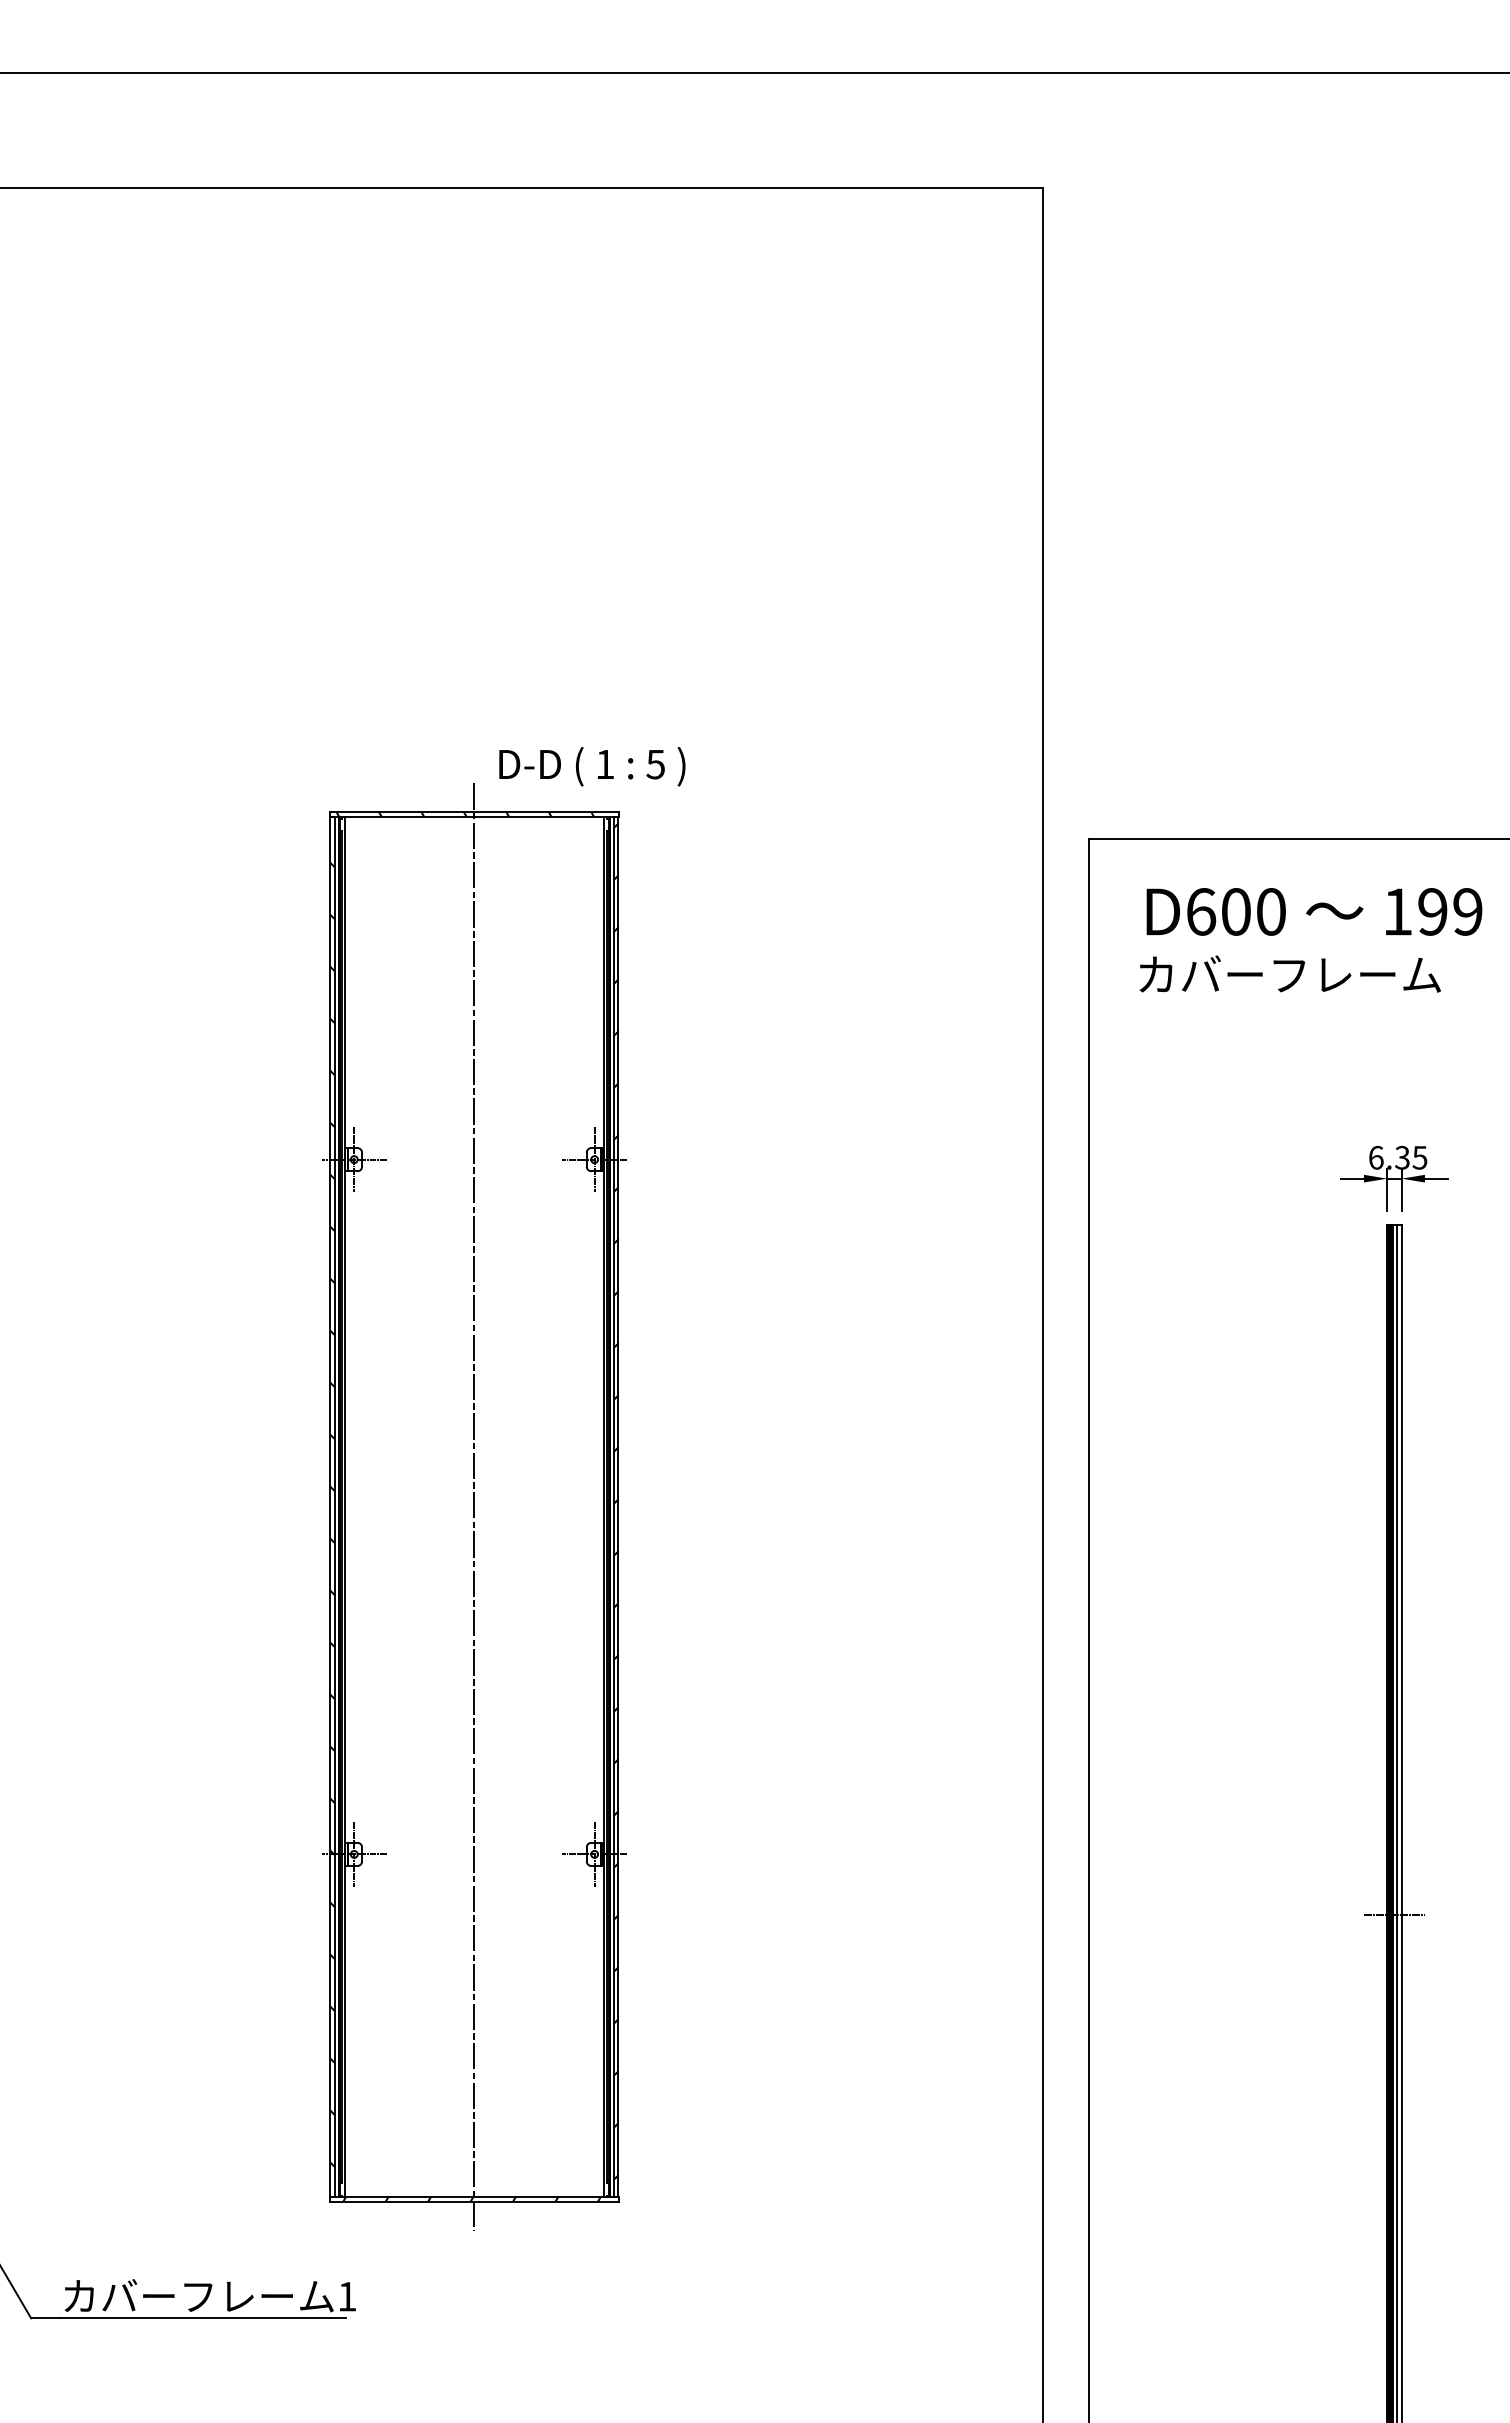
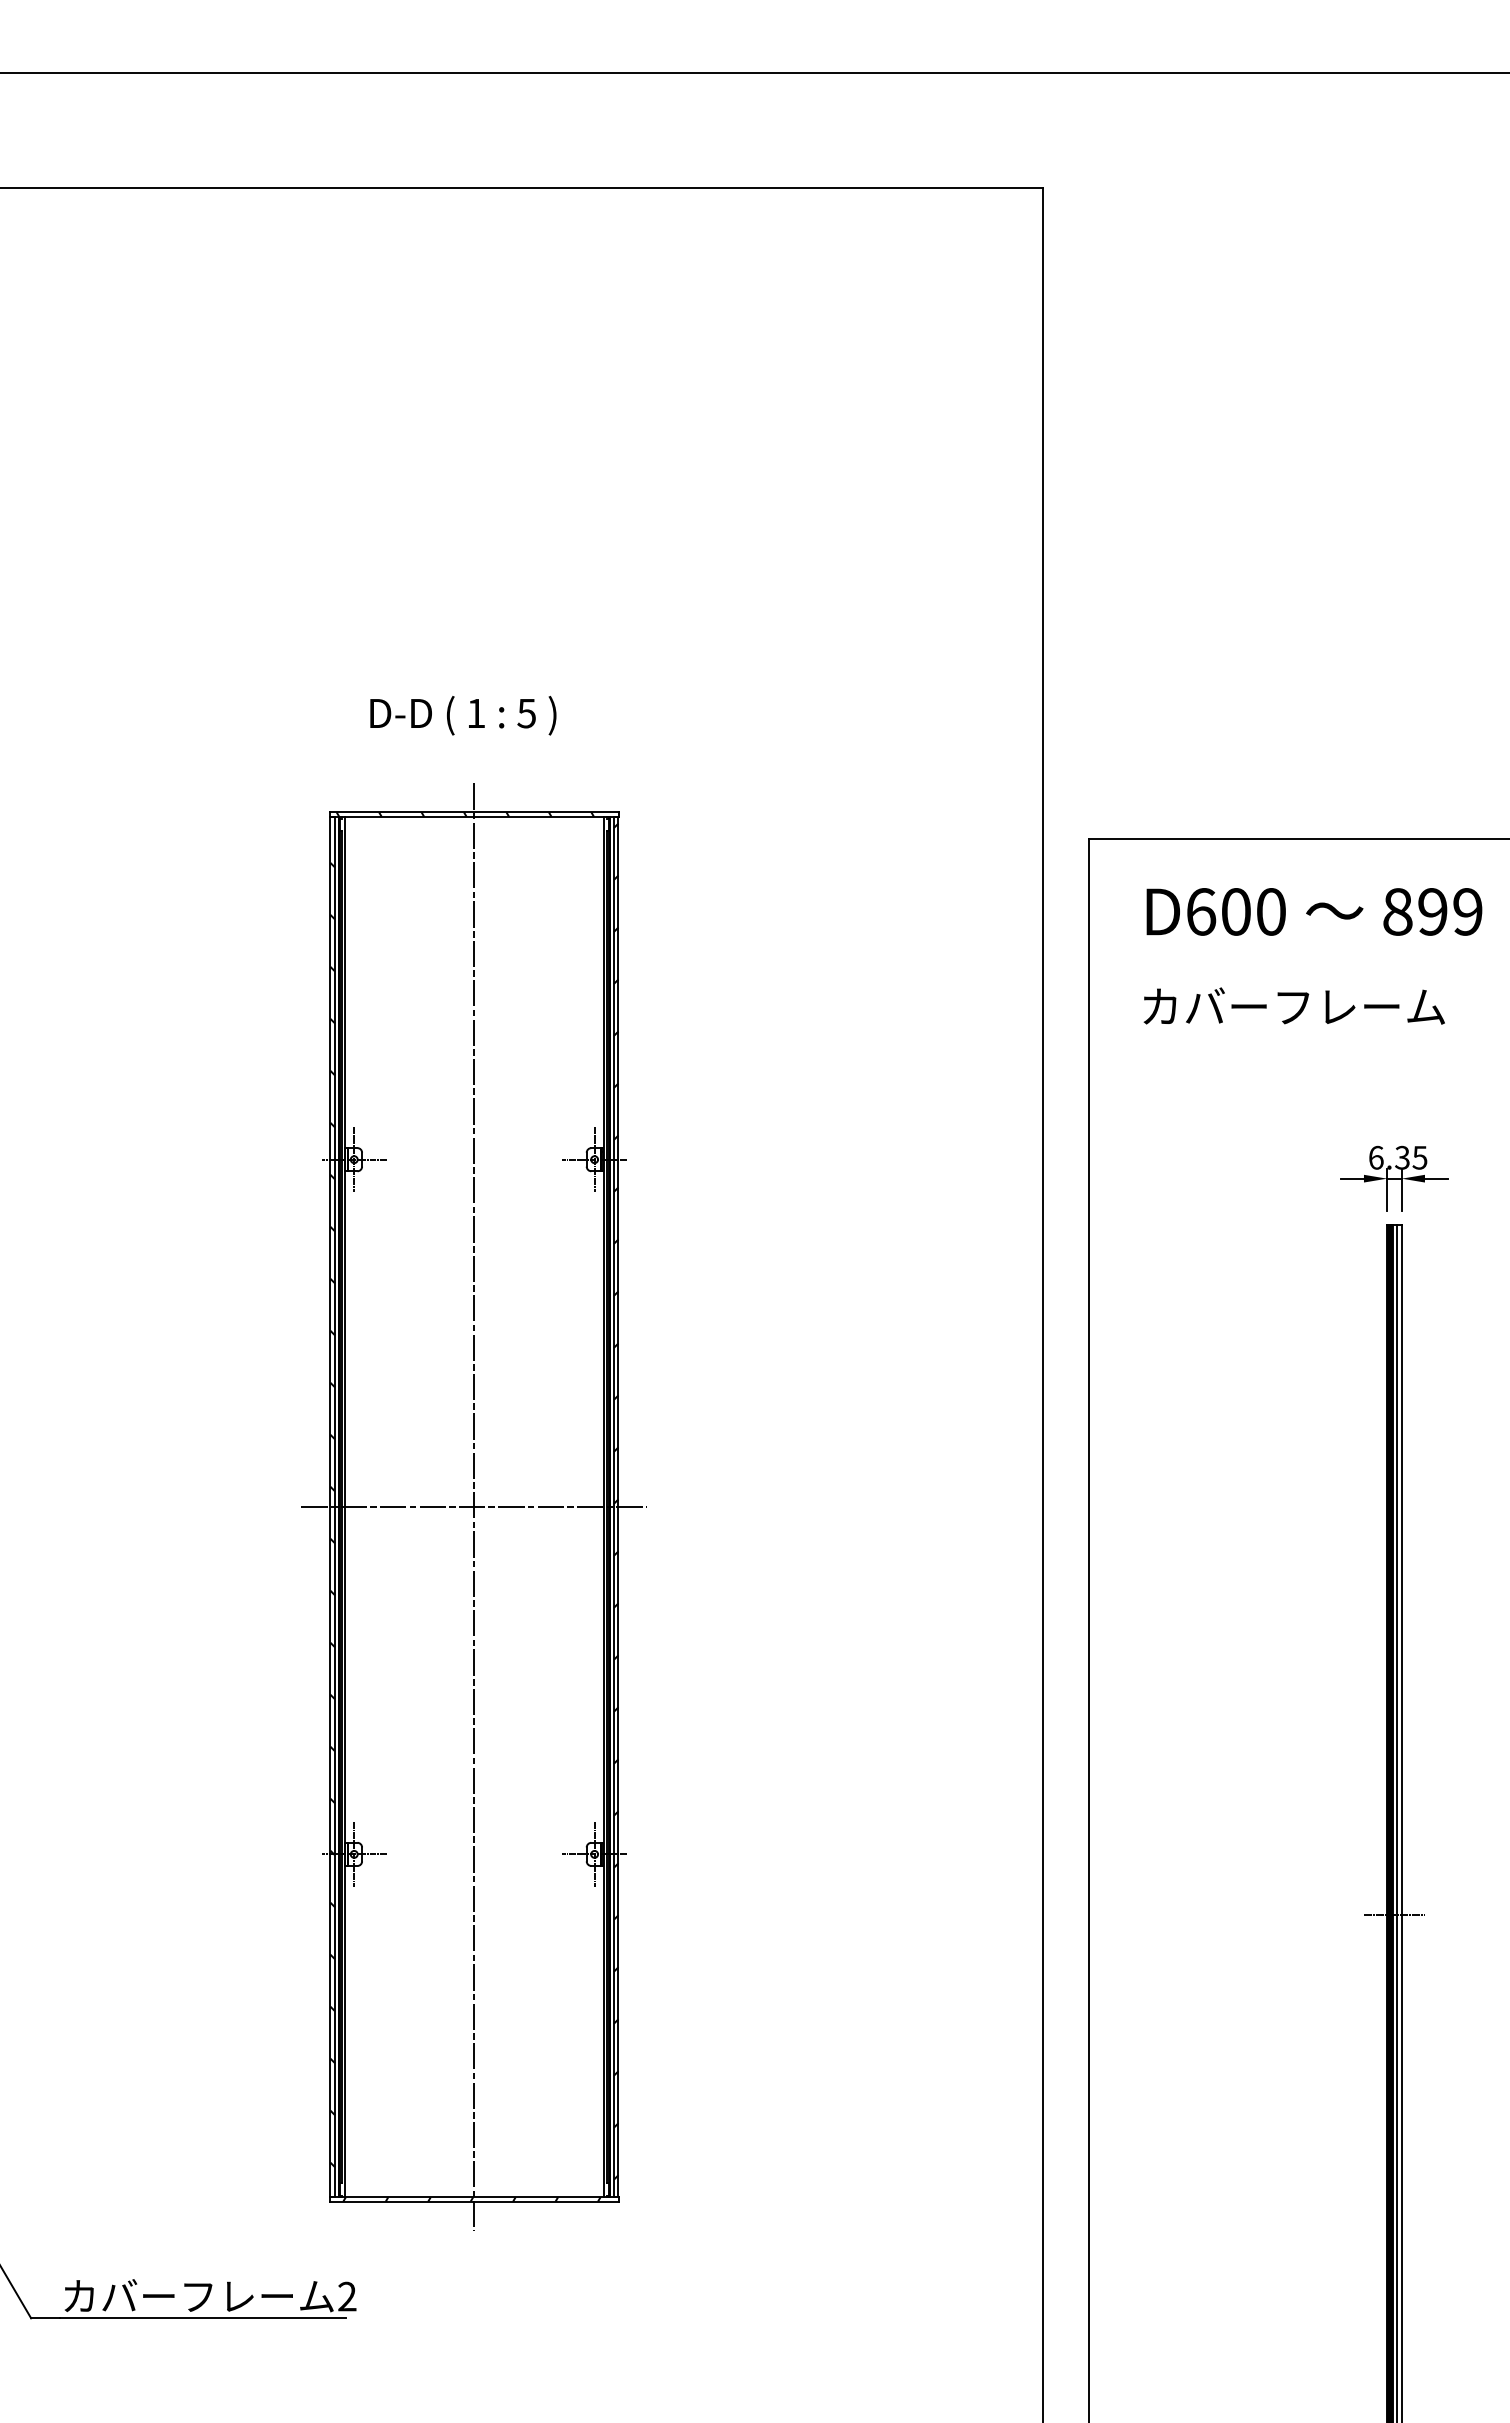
text position: (592, 766) -> (463, 715) (463, 715)
text: 199 -> 899 (1397, 911)
text position: (1289, 973) -> (1293, 1005) (1293, 1005)
line: none -> present (474, 1507)
text: 1 -> 2 (347, 2296)
